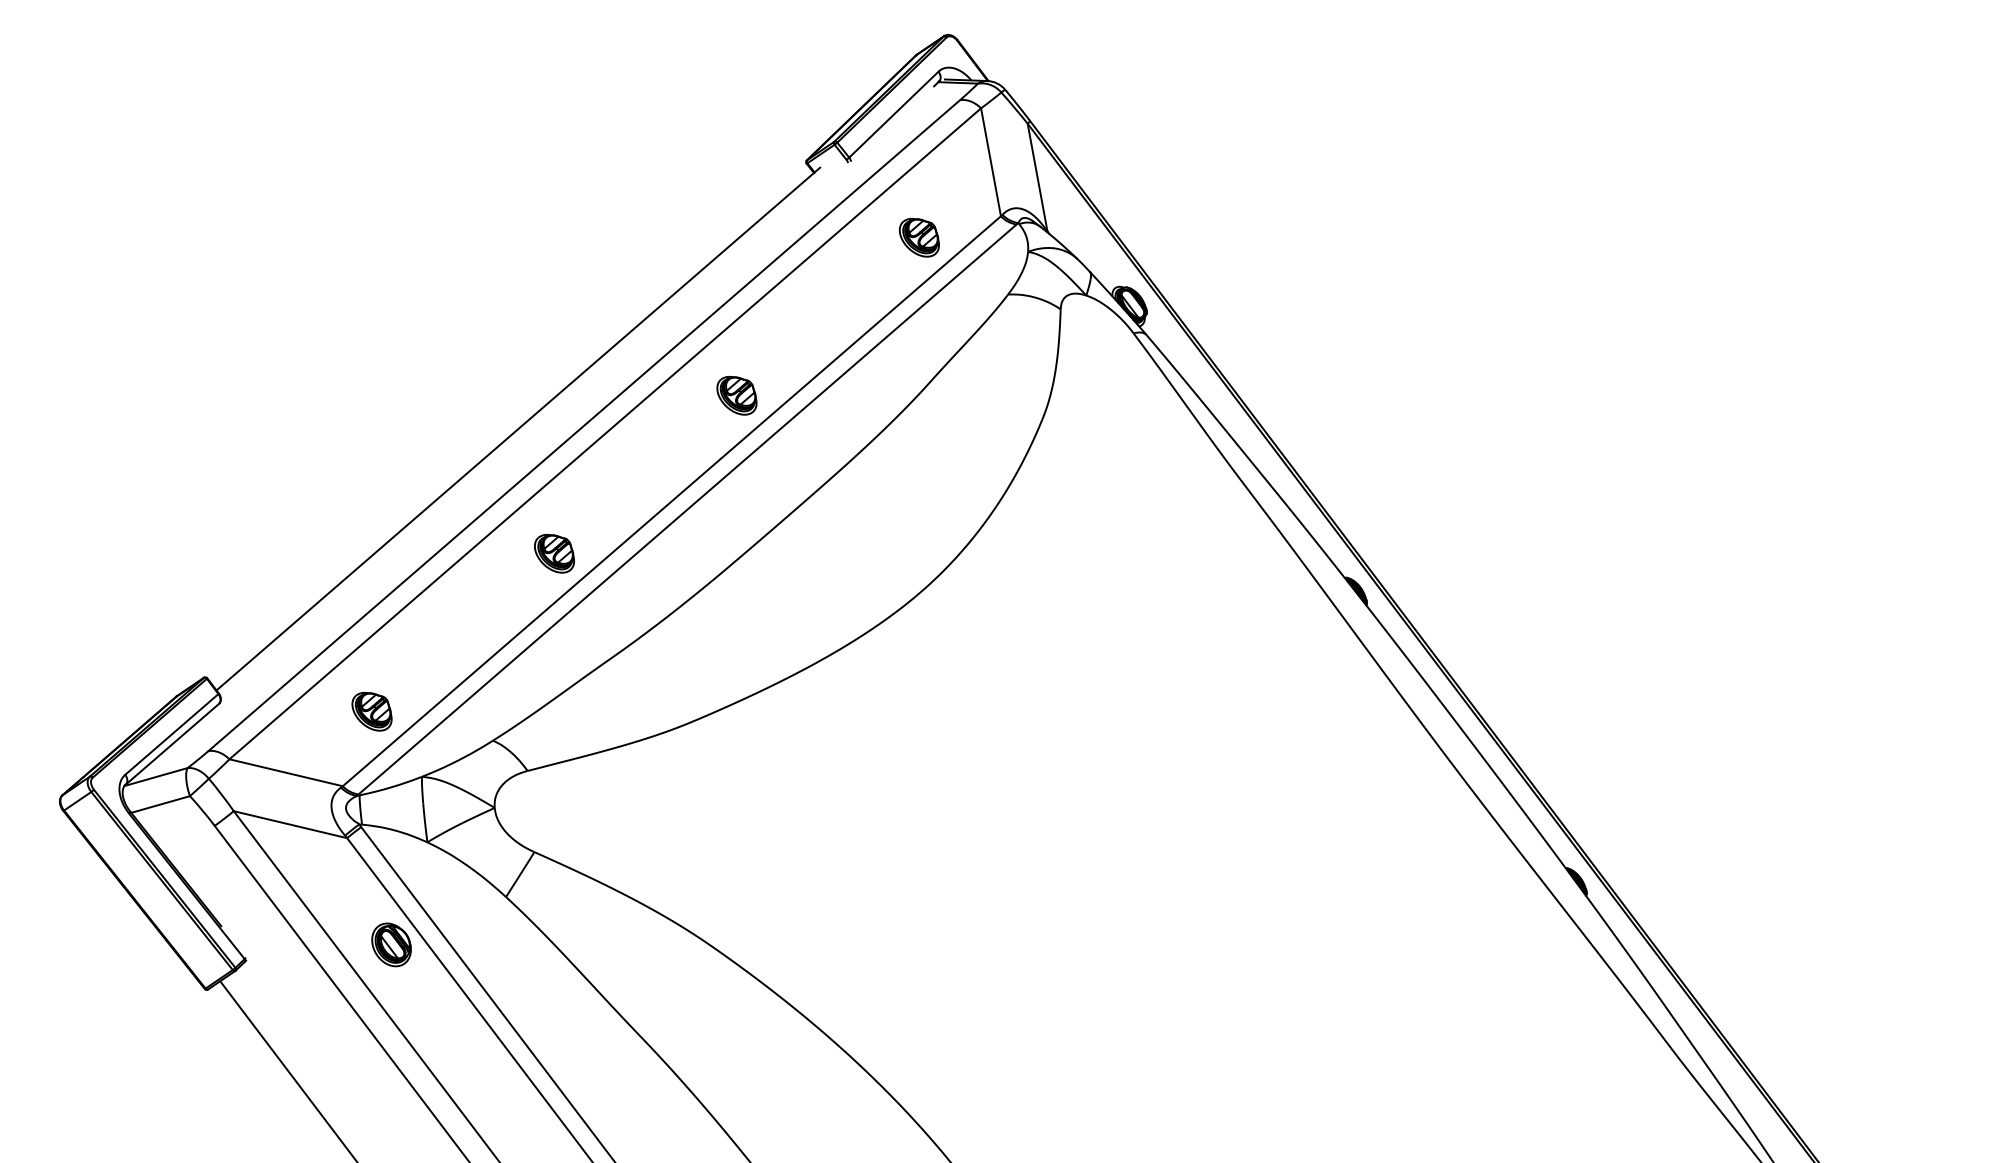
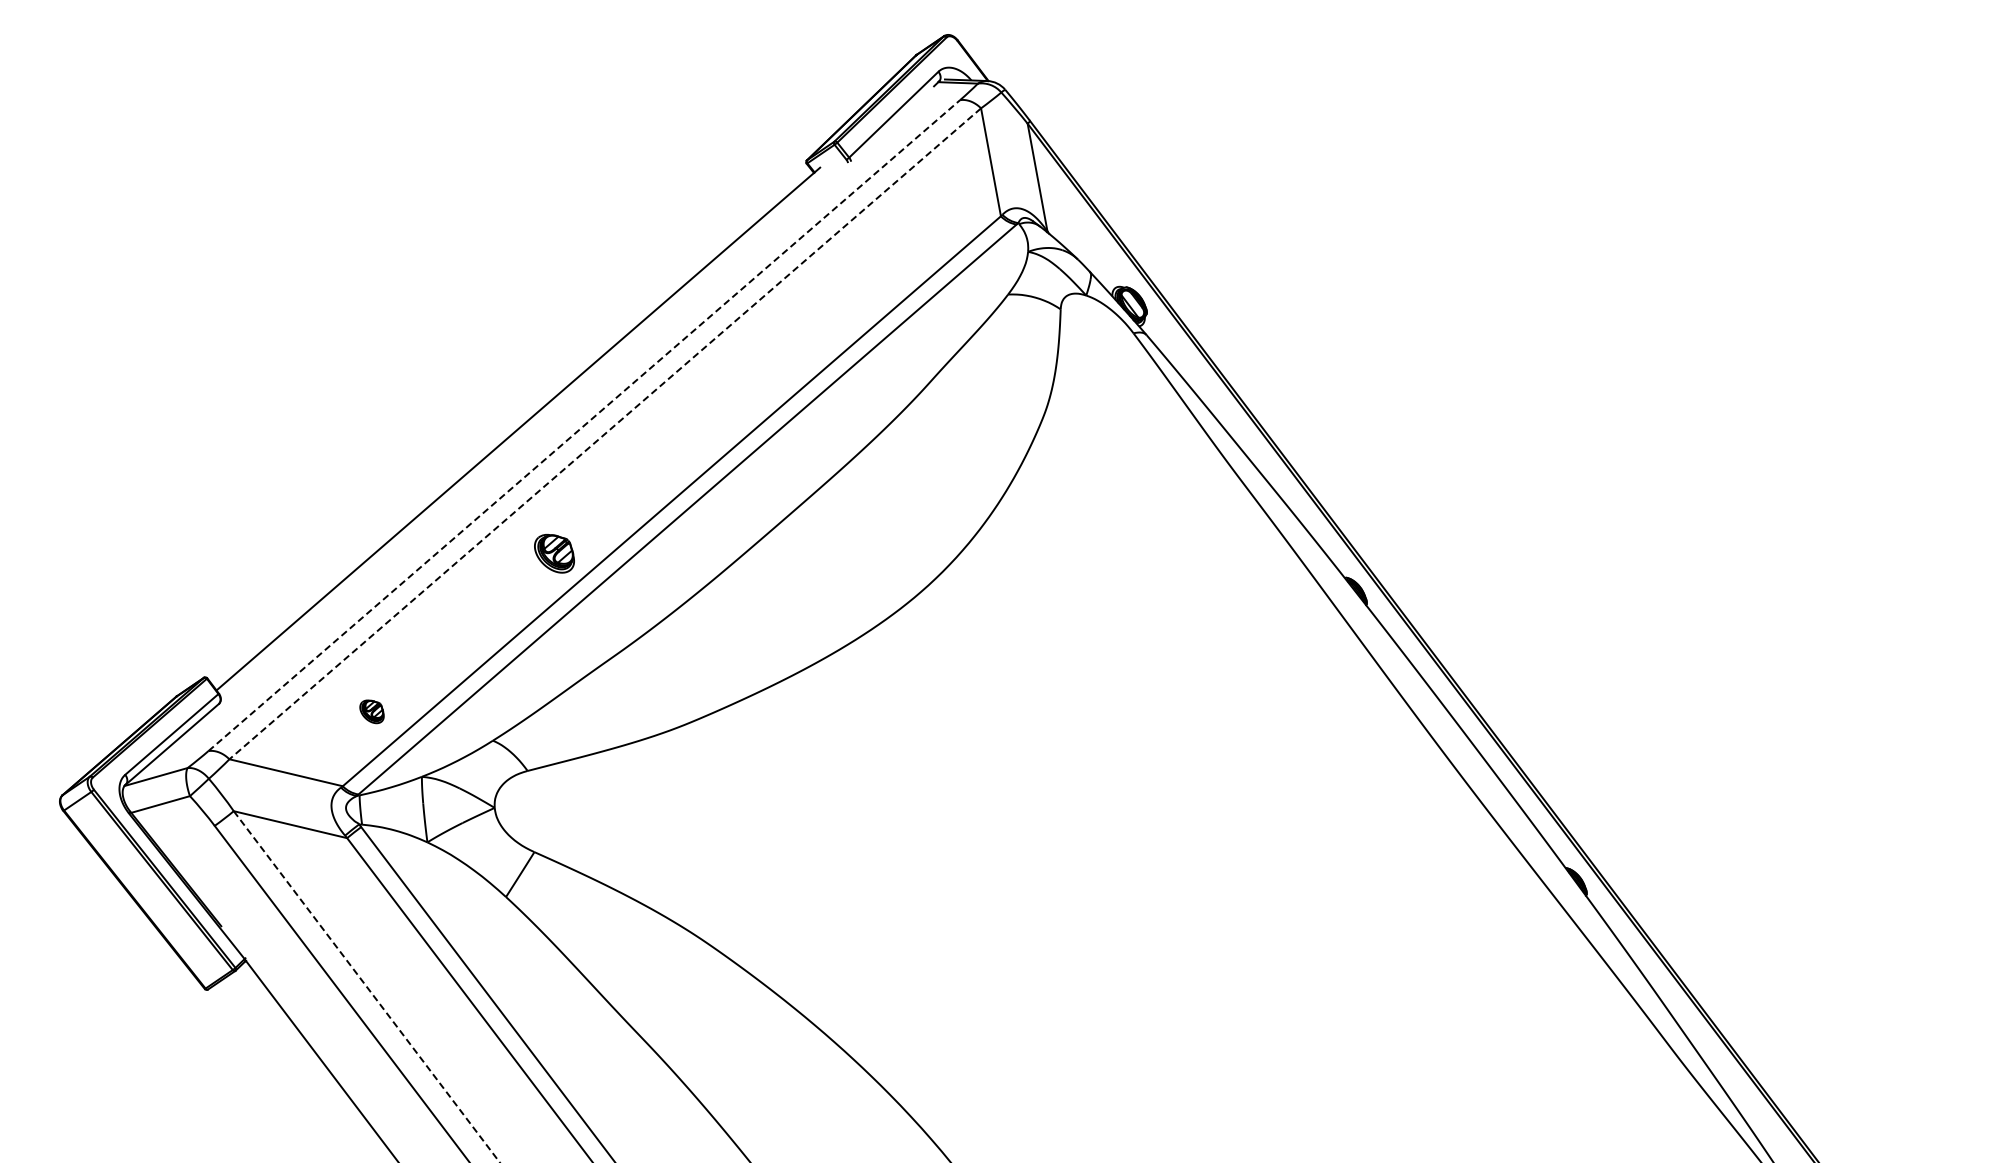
part: present -> none (918, 237)
part: present -> none (736, 395)
line: solid -> dashed (584, 425)
line: solid -> dashed (604, 434)
part size: 42x40 px -> 26x26 px (371, 711)
part: present -> none (391, 944)
line: solid -> dashed (367, 987)
line position: (287, 1070) -> (321, 1060) (321, 1060)
